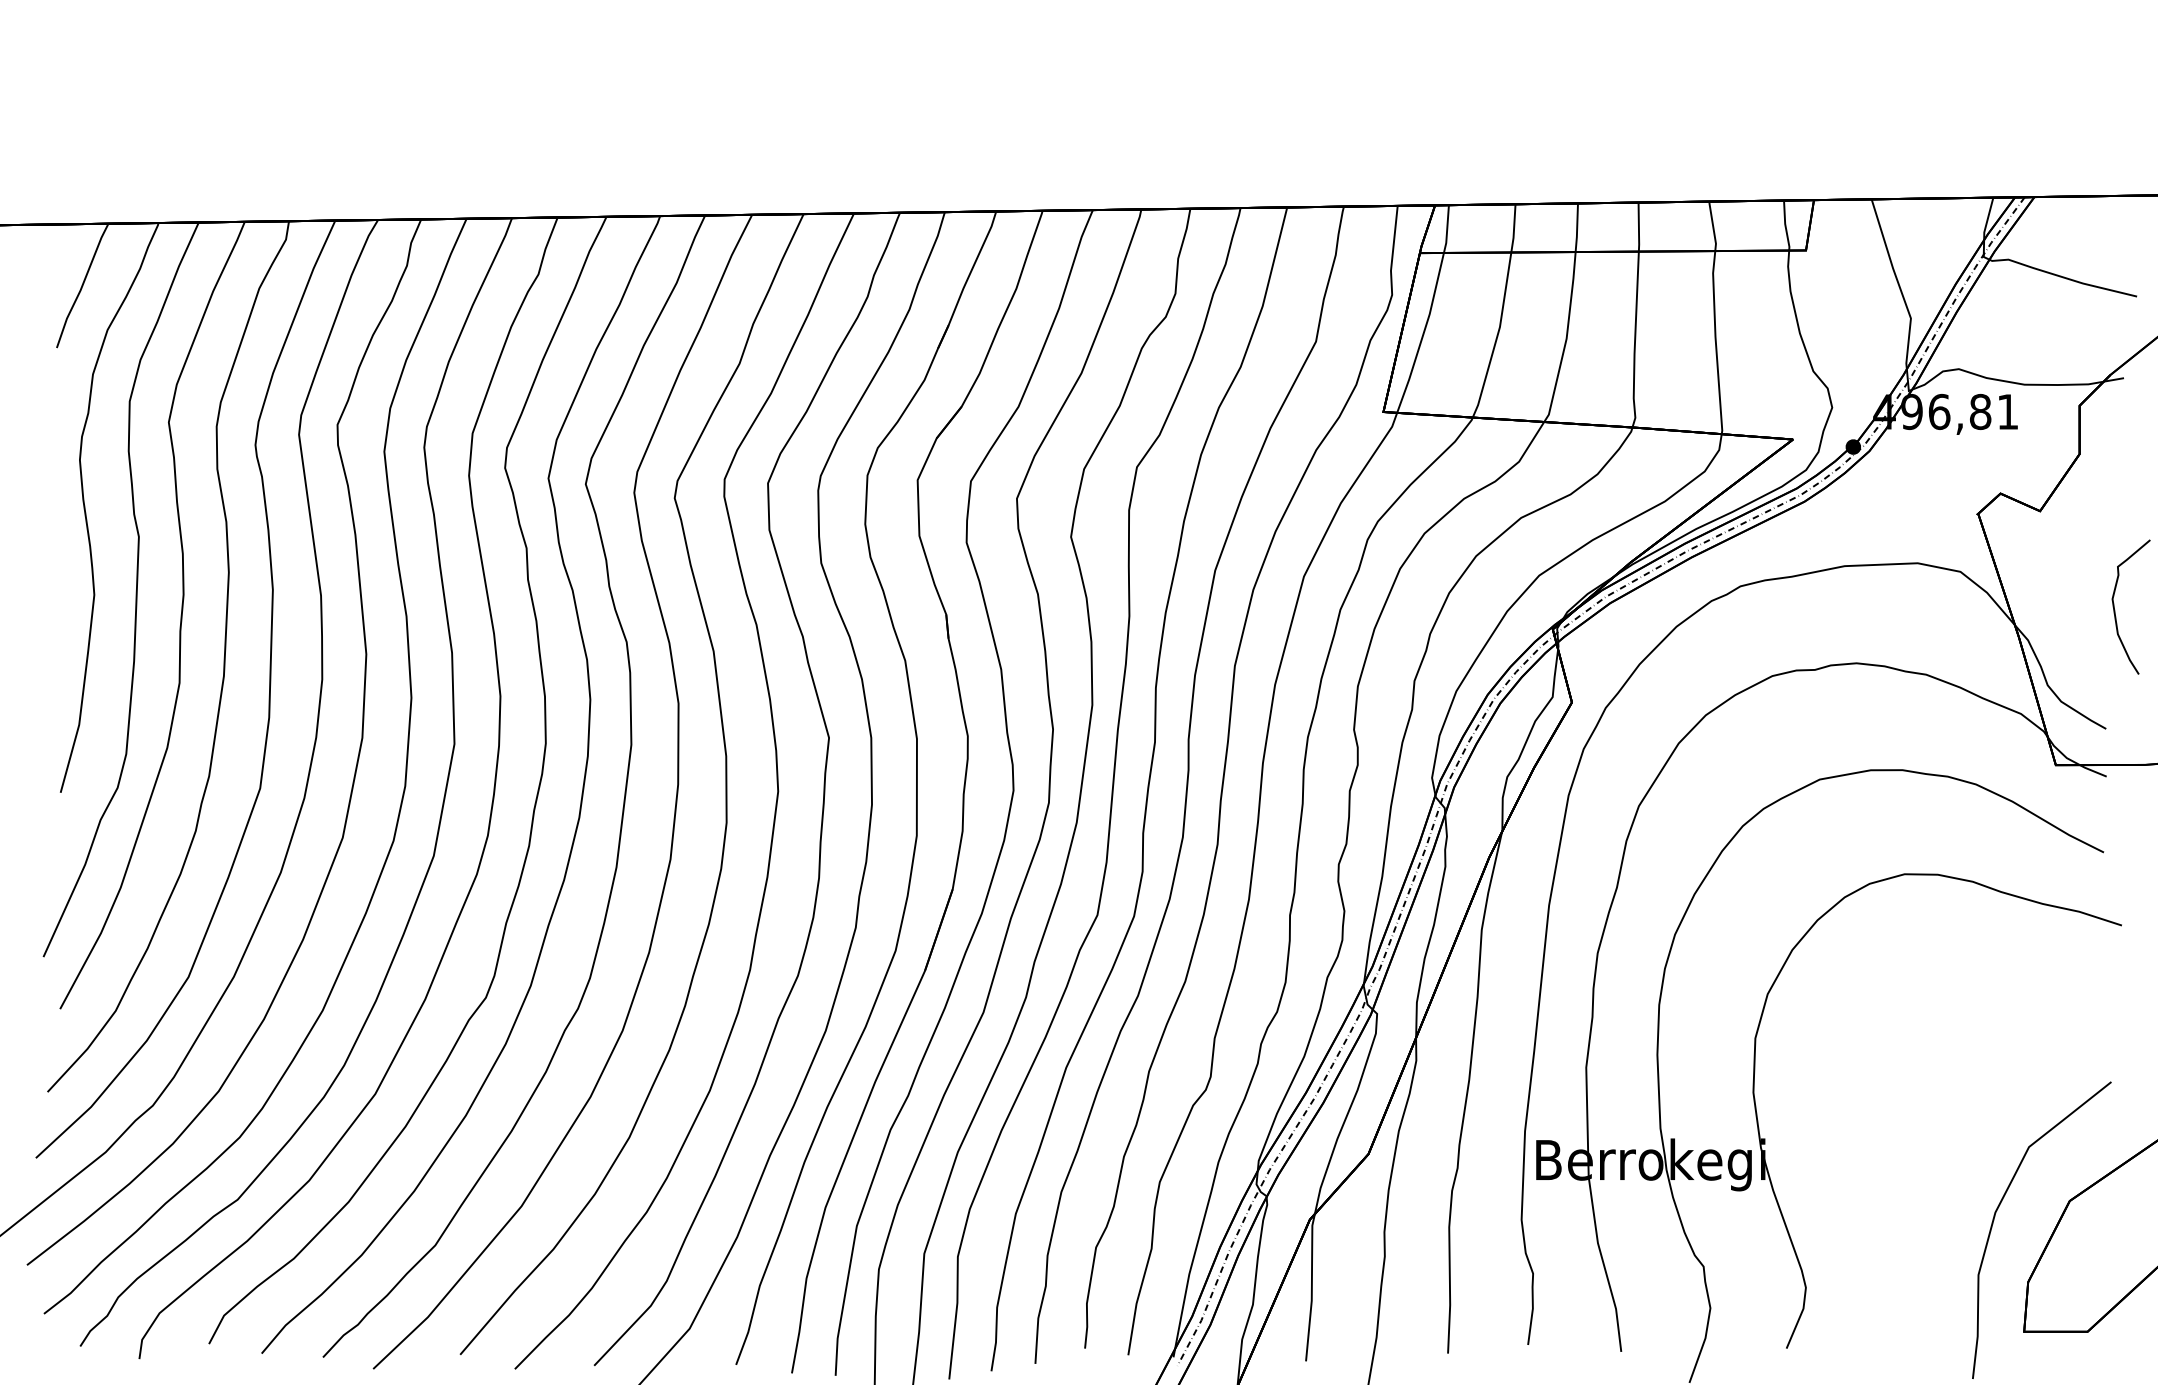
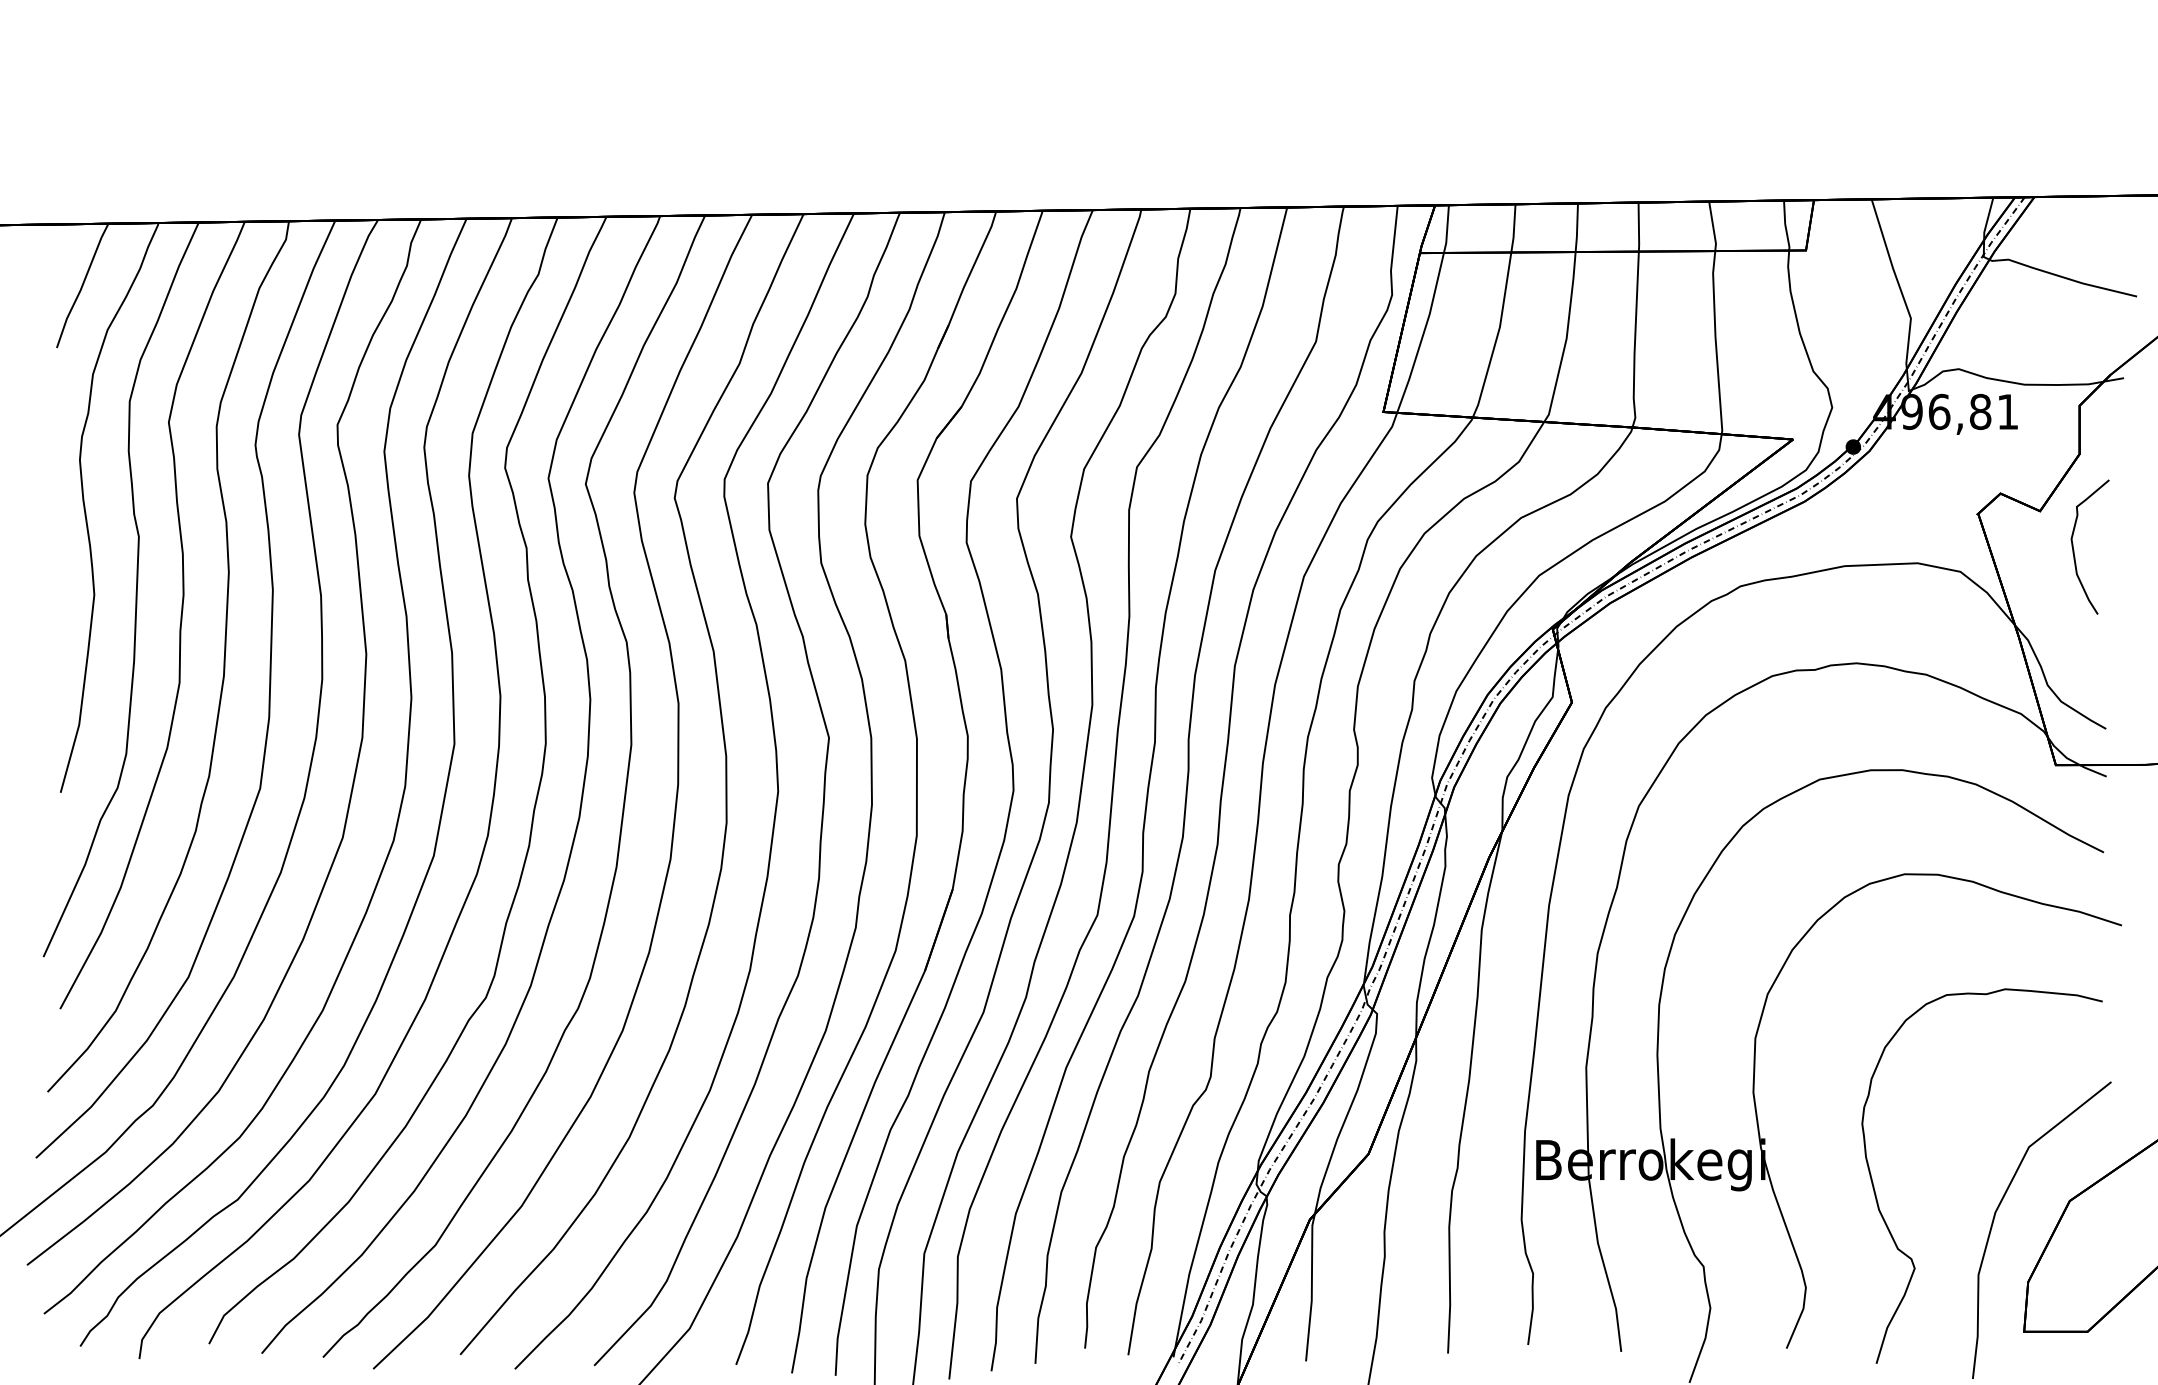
curve position: (2115, 610) -> (2074, 550) (2074, 550)
curve: none -> present (1886, 1222)
